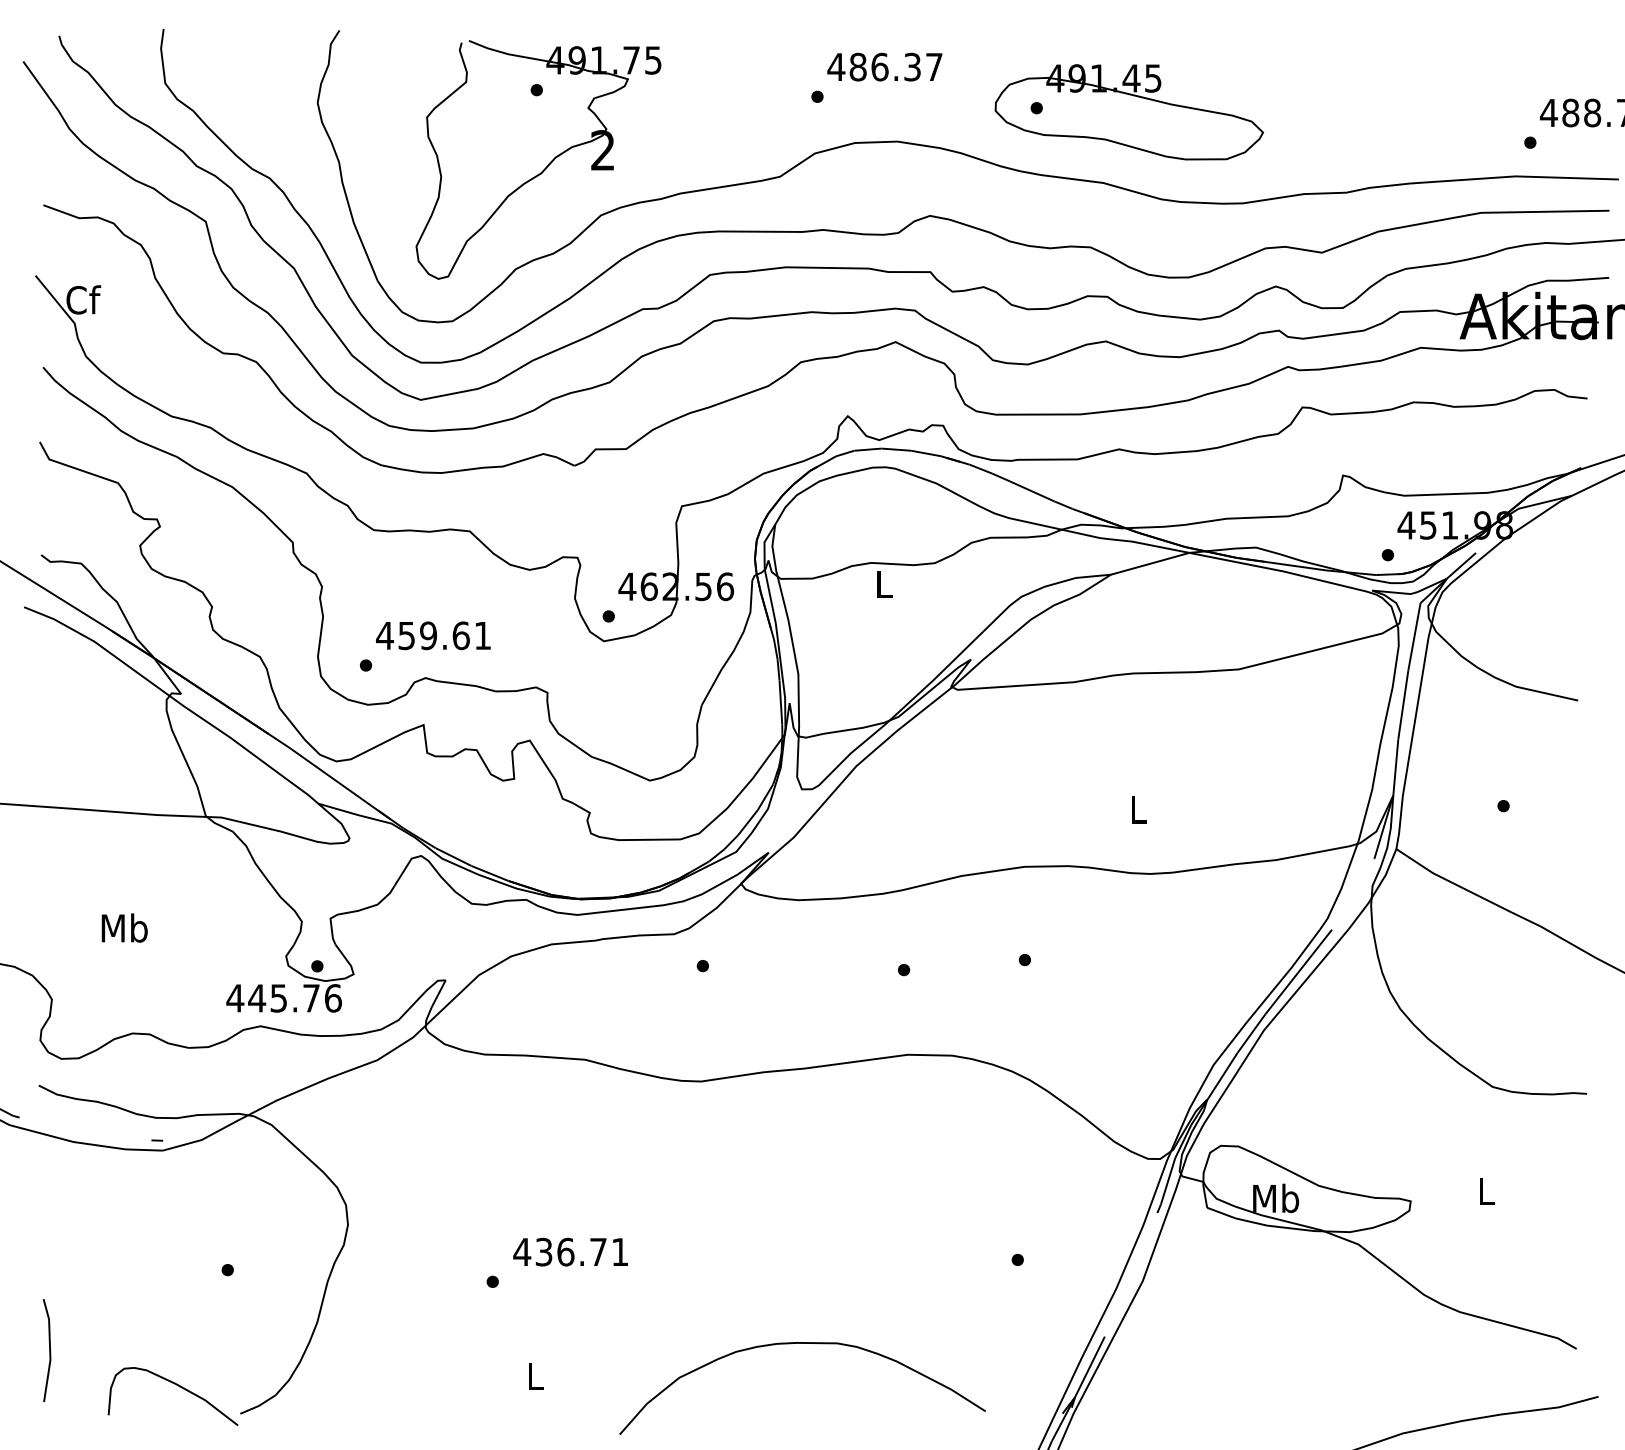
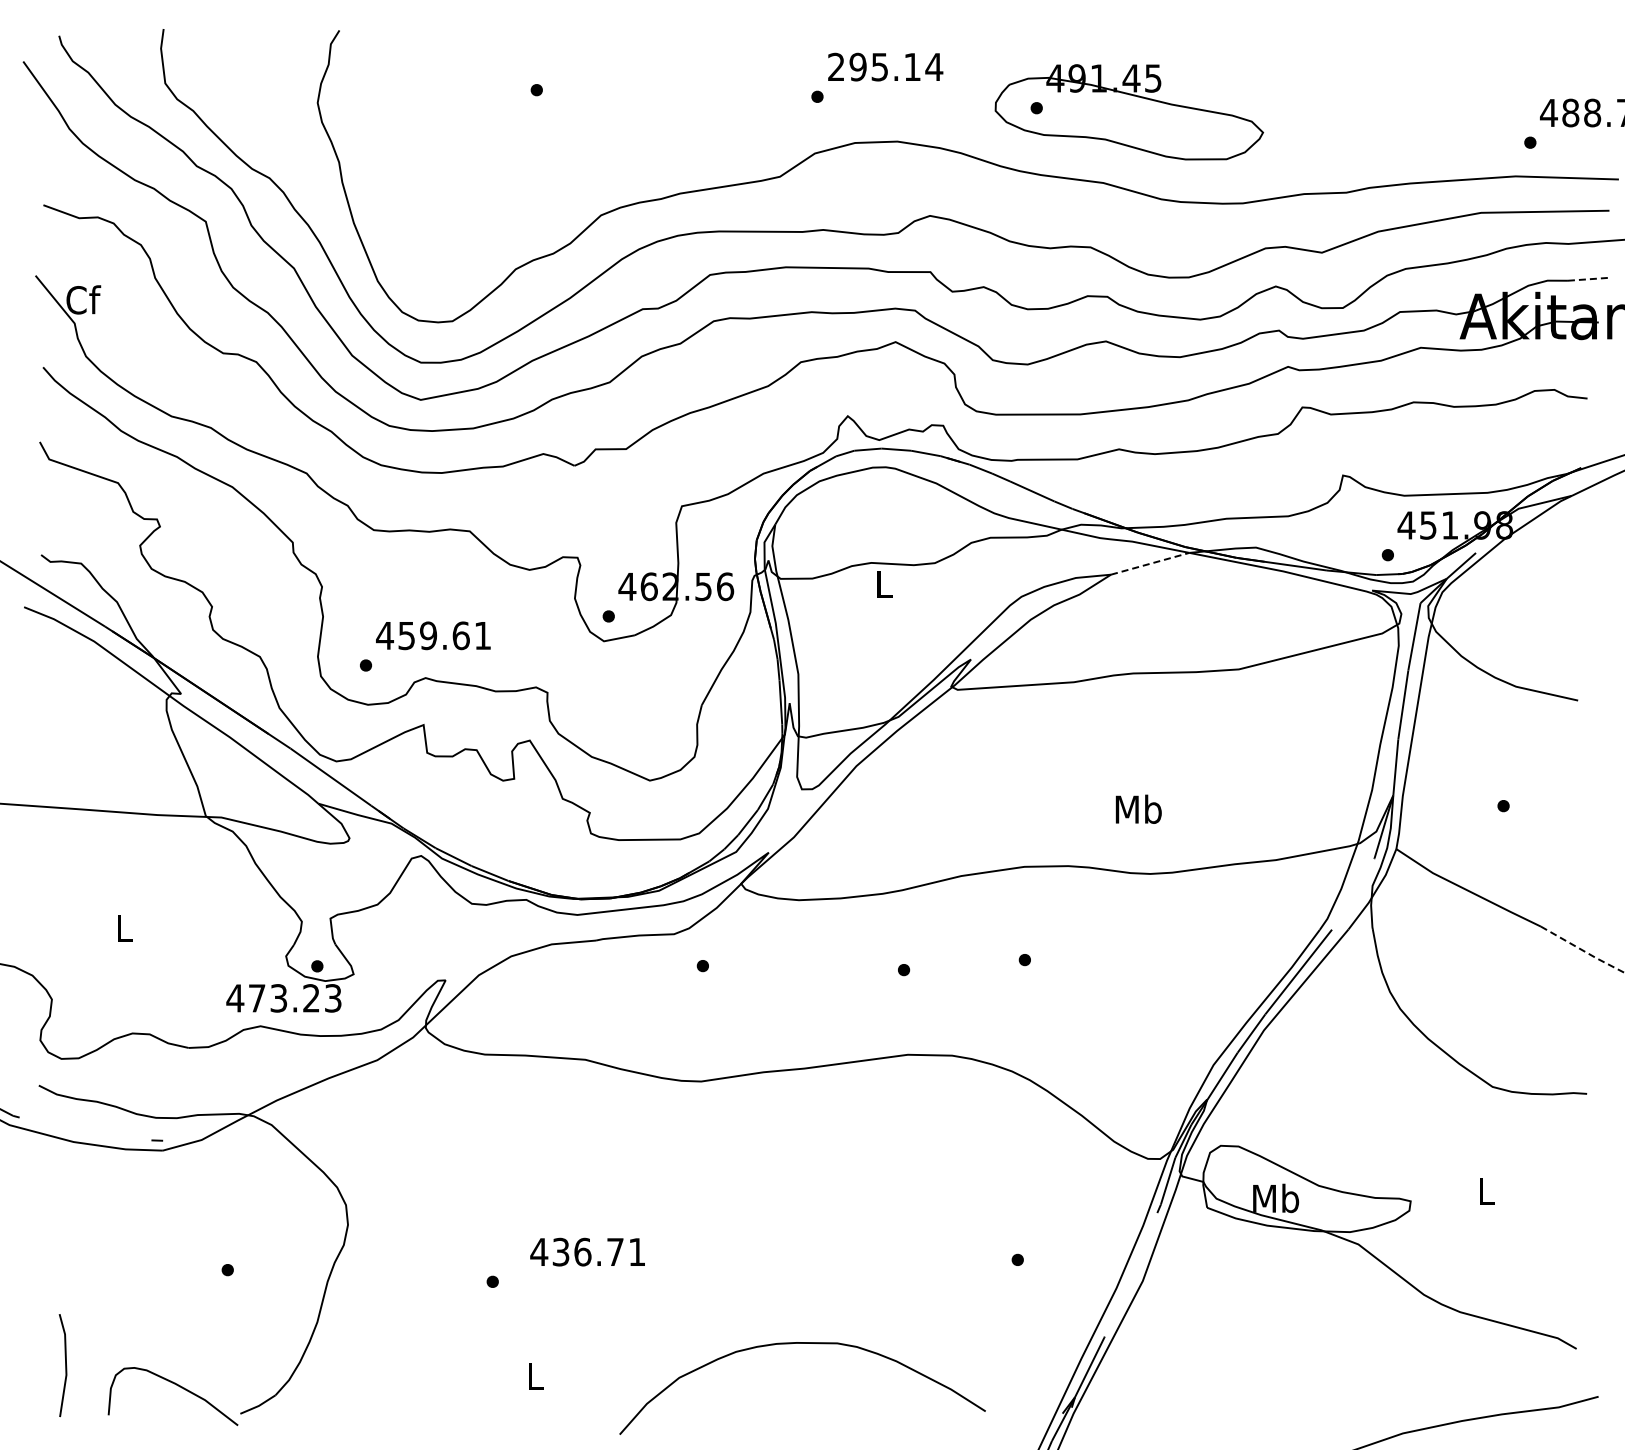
text: 486.37 -> 295.14 (885, 66)
part: present -> none (546, 166)
line: solid -> dashed (1588, 279)
line: solid -> dashed (1150, 563)
text: L -> Mb (1138, 808)
text: Mb -> L (124, 927)
line: solid -> dashed (1583, 950)
text: 445.76 -> 473.23 (295, 998)
text position: (570, 1251) -> (587, 1251) (587, 1251)
line position: (49, 1350) -> (65, 1365) (65, 1365)
